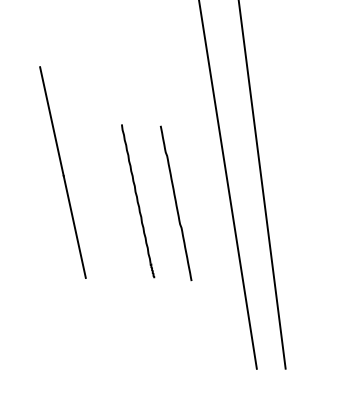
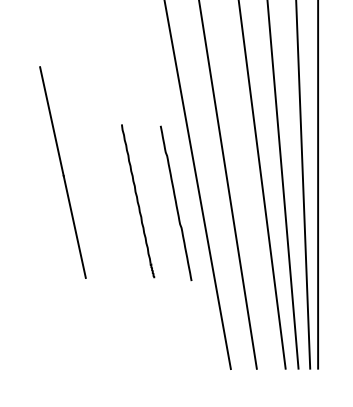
line: none -> present (197, 185)
line: none -> present (282, 185)
line: none -> present (303, 185)
line: none -> present (318, 185)
